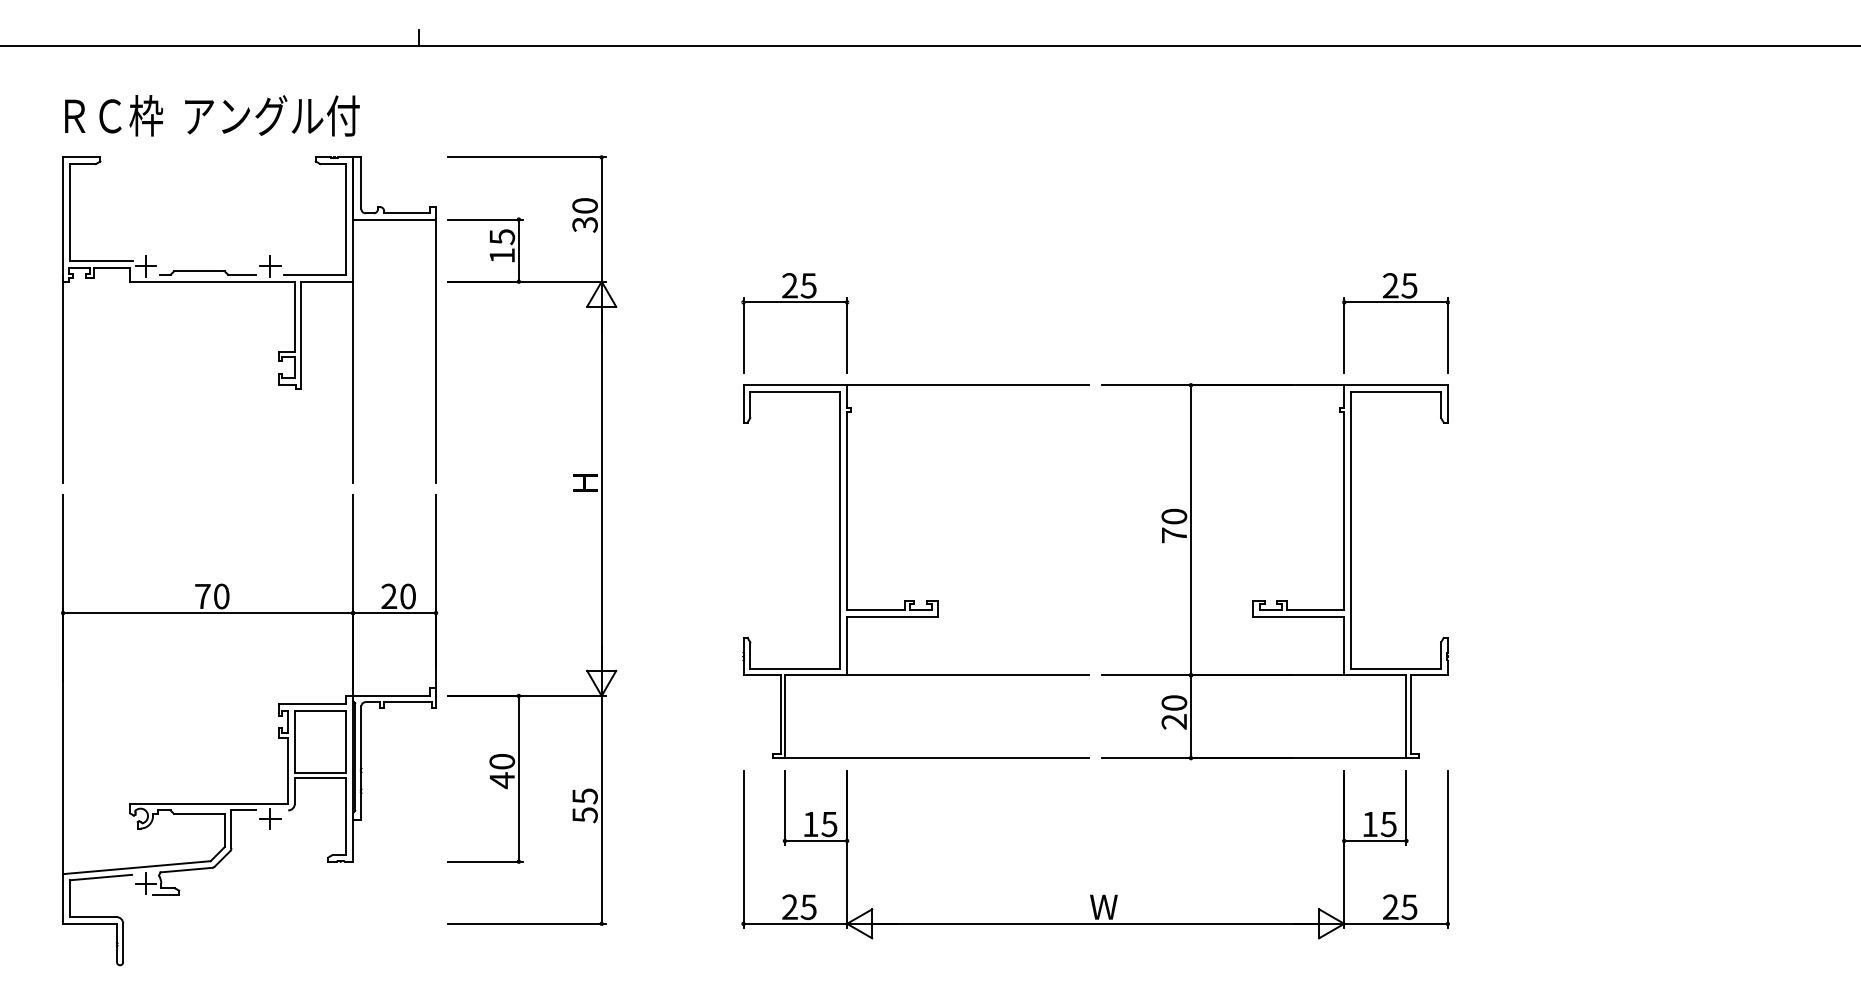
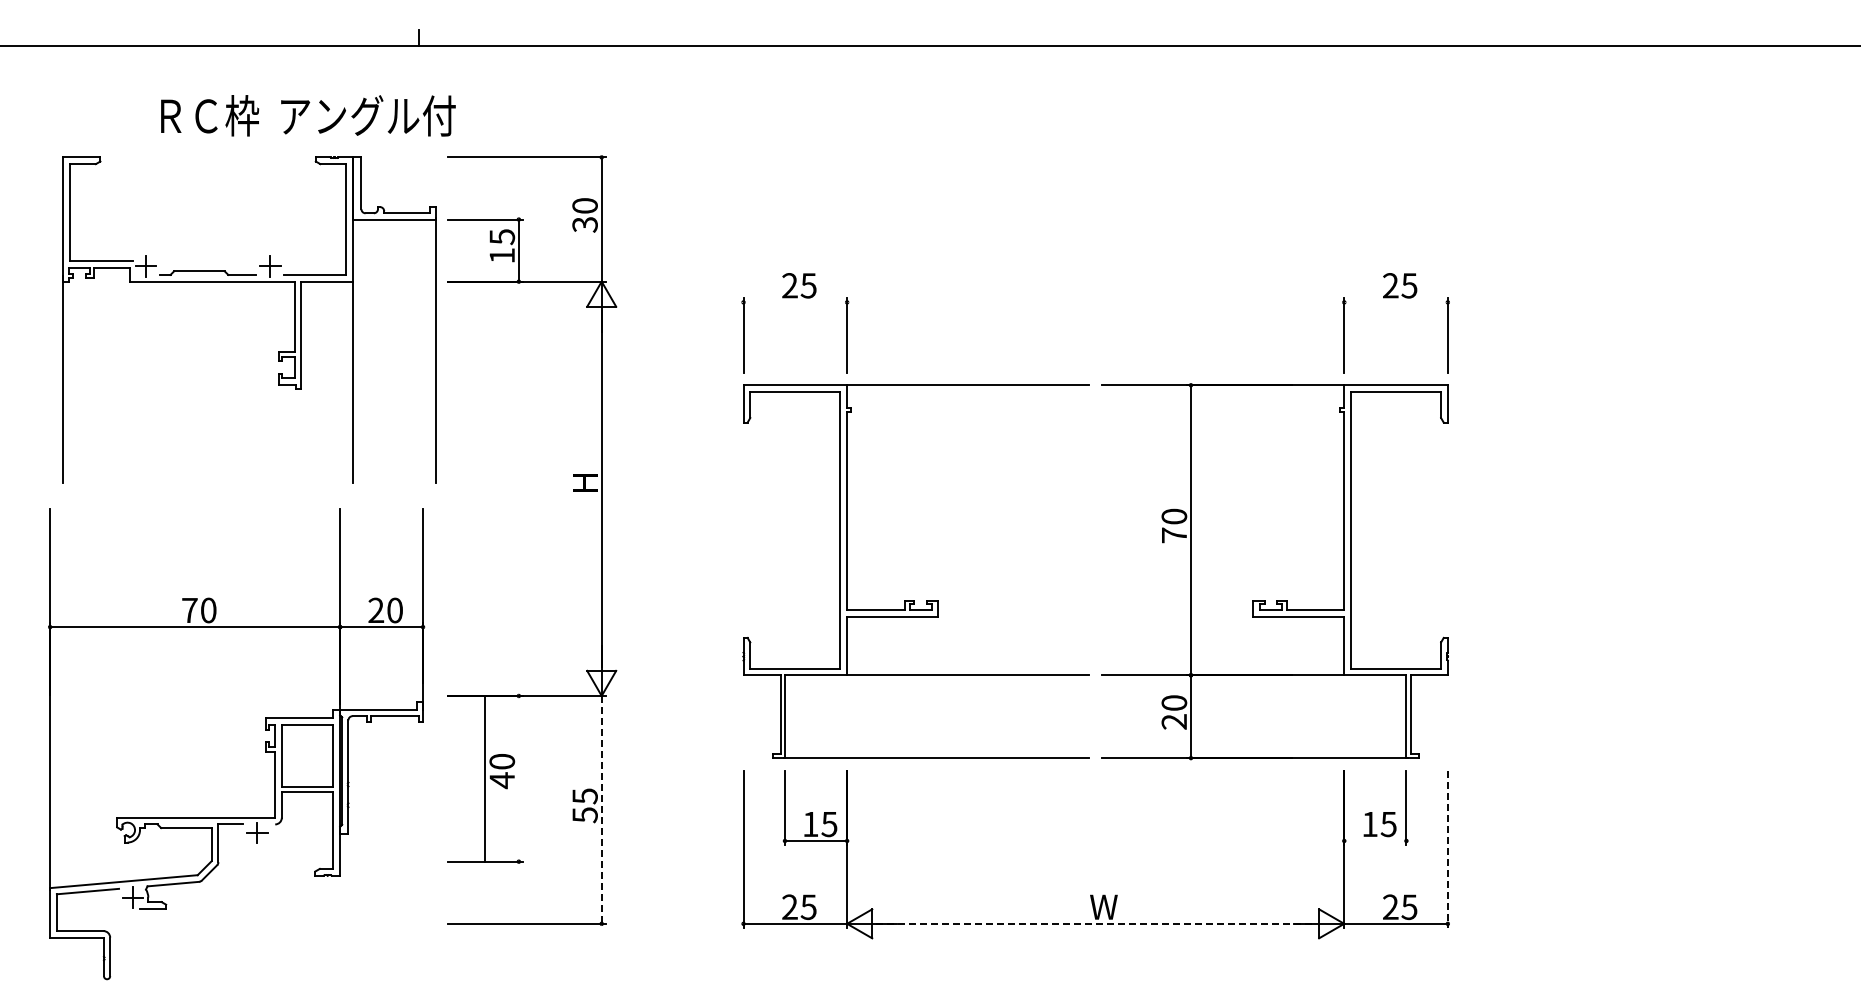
text position: (212, 115) -> (308, 115) (308, 115)
line: present -> none (795, 302)
line: present -> none (1395, 302)
part position: (249, 730) -> (236, 744) (236, 744)
line position: (518, 778) -> (484, 778) (484, 778)
line: solid -> dashed (601, 809)
line: present -> none (1375, 840)
line: solid -> dashed (1447, 849)
line: solid -> dashed (1095, 923)
